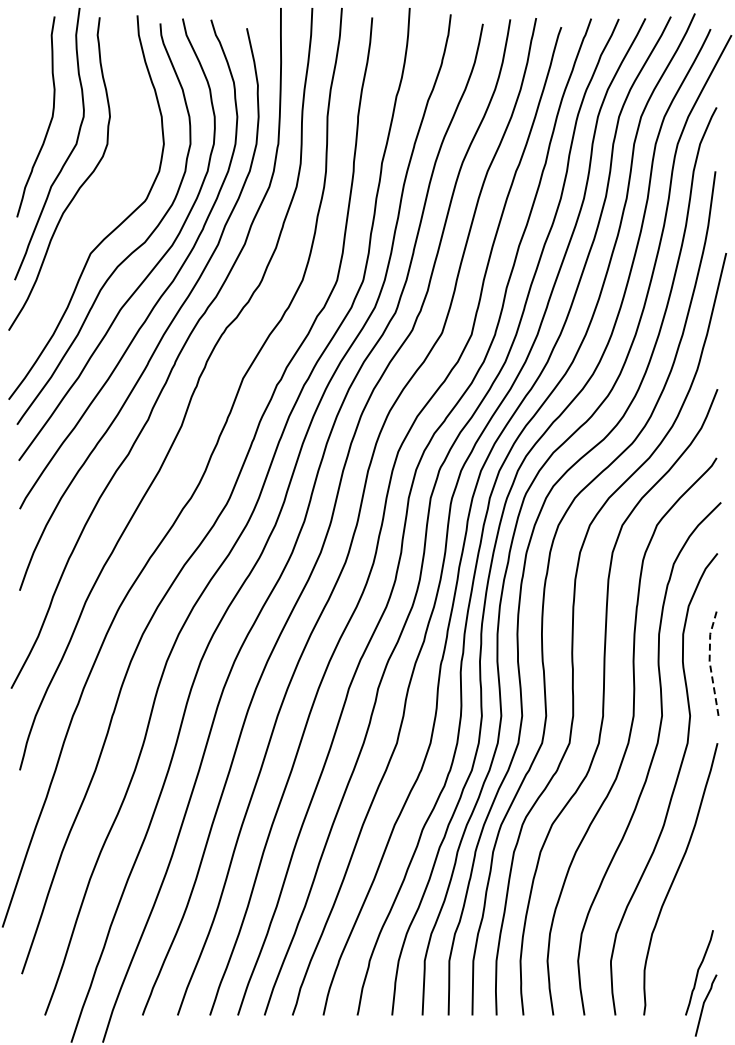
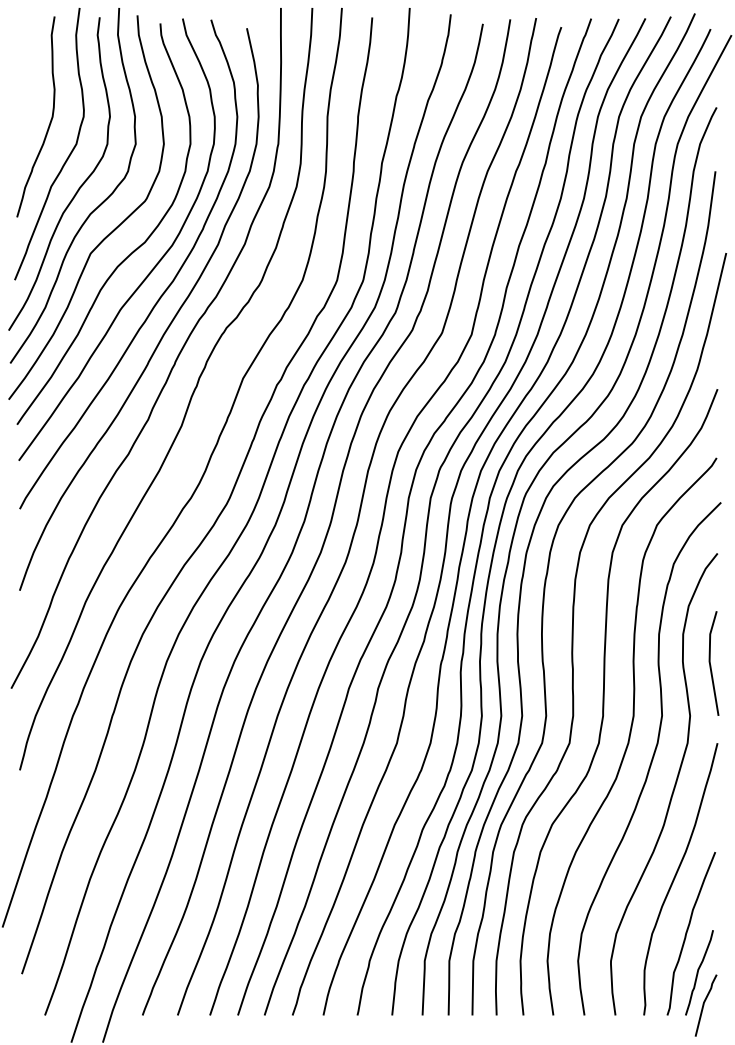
curve: none -> present (92, 210)
line: dashed -> solid (709, 662)
curve: none -> present (687, 933)
